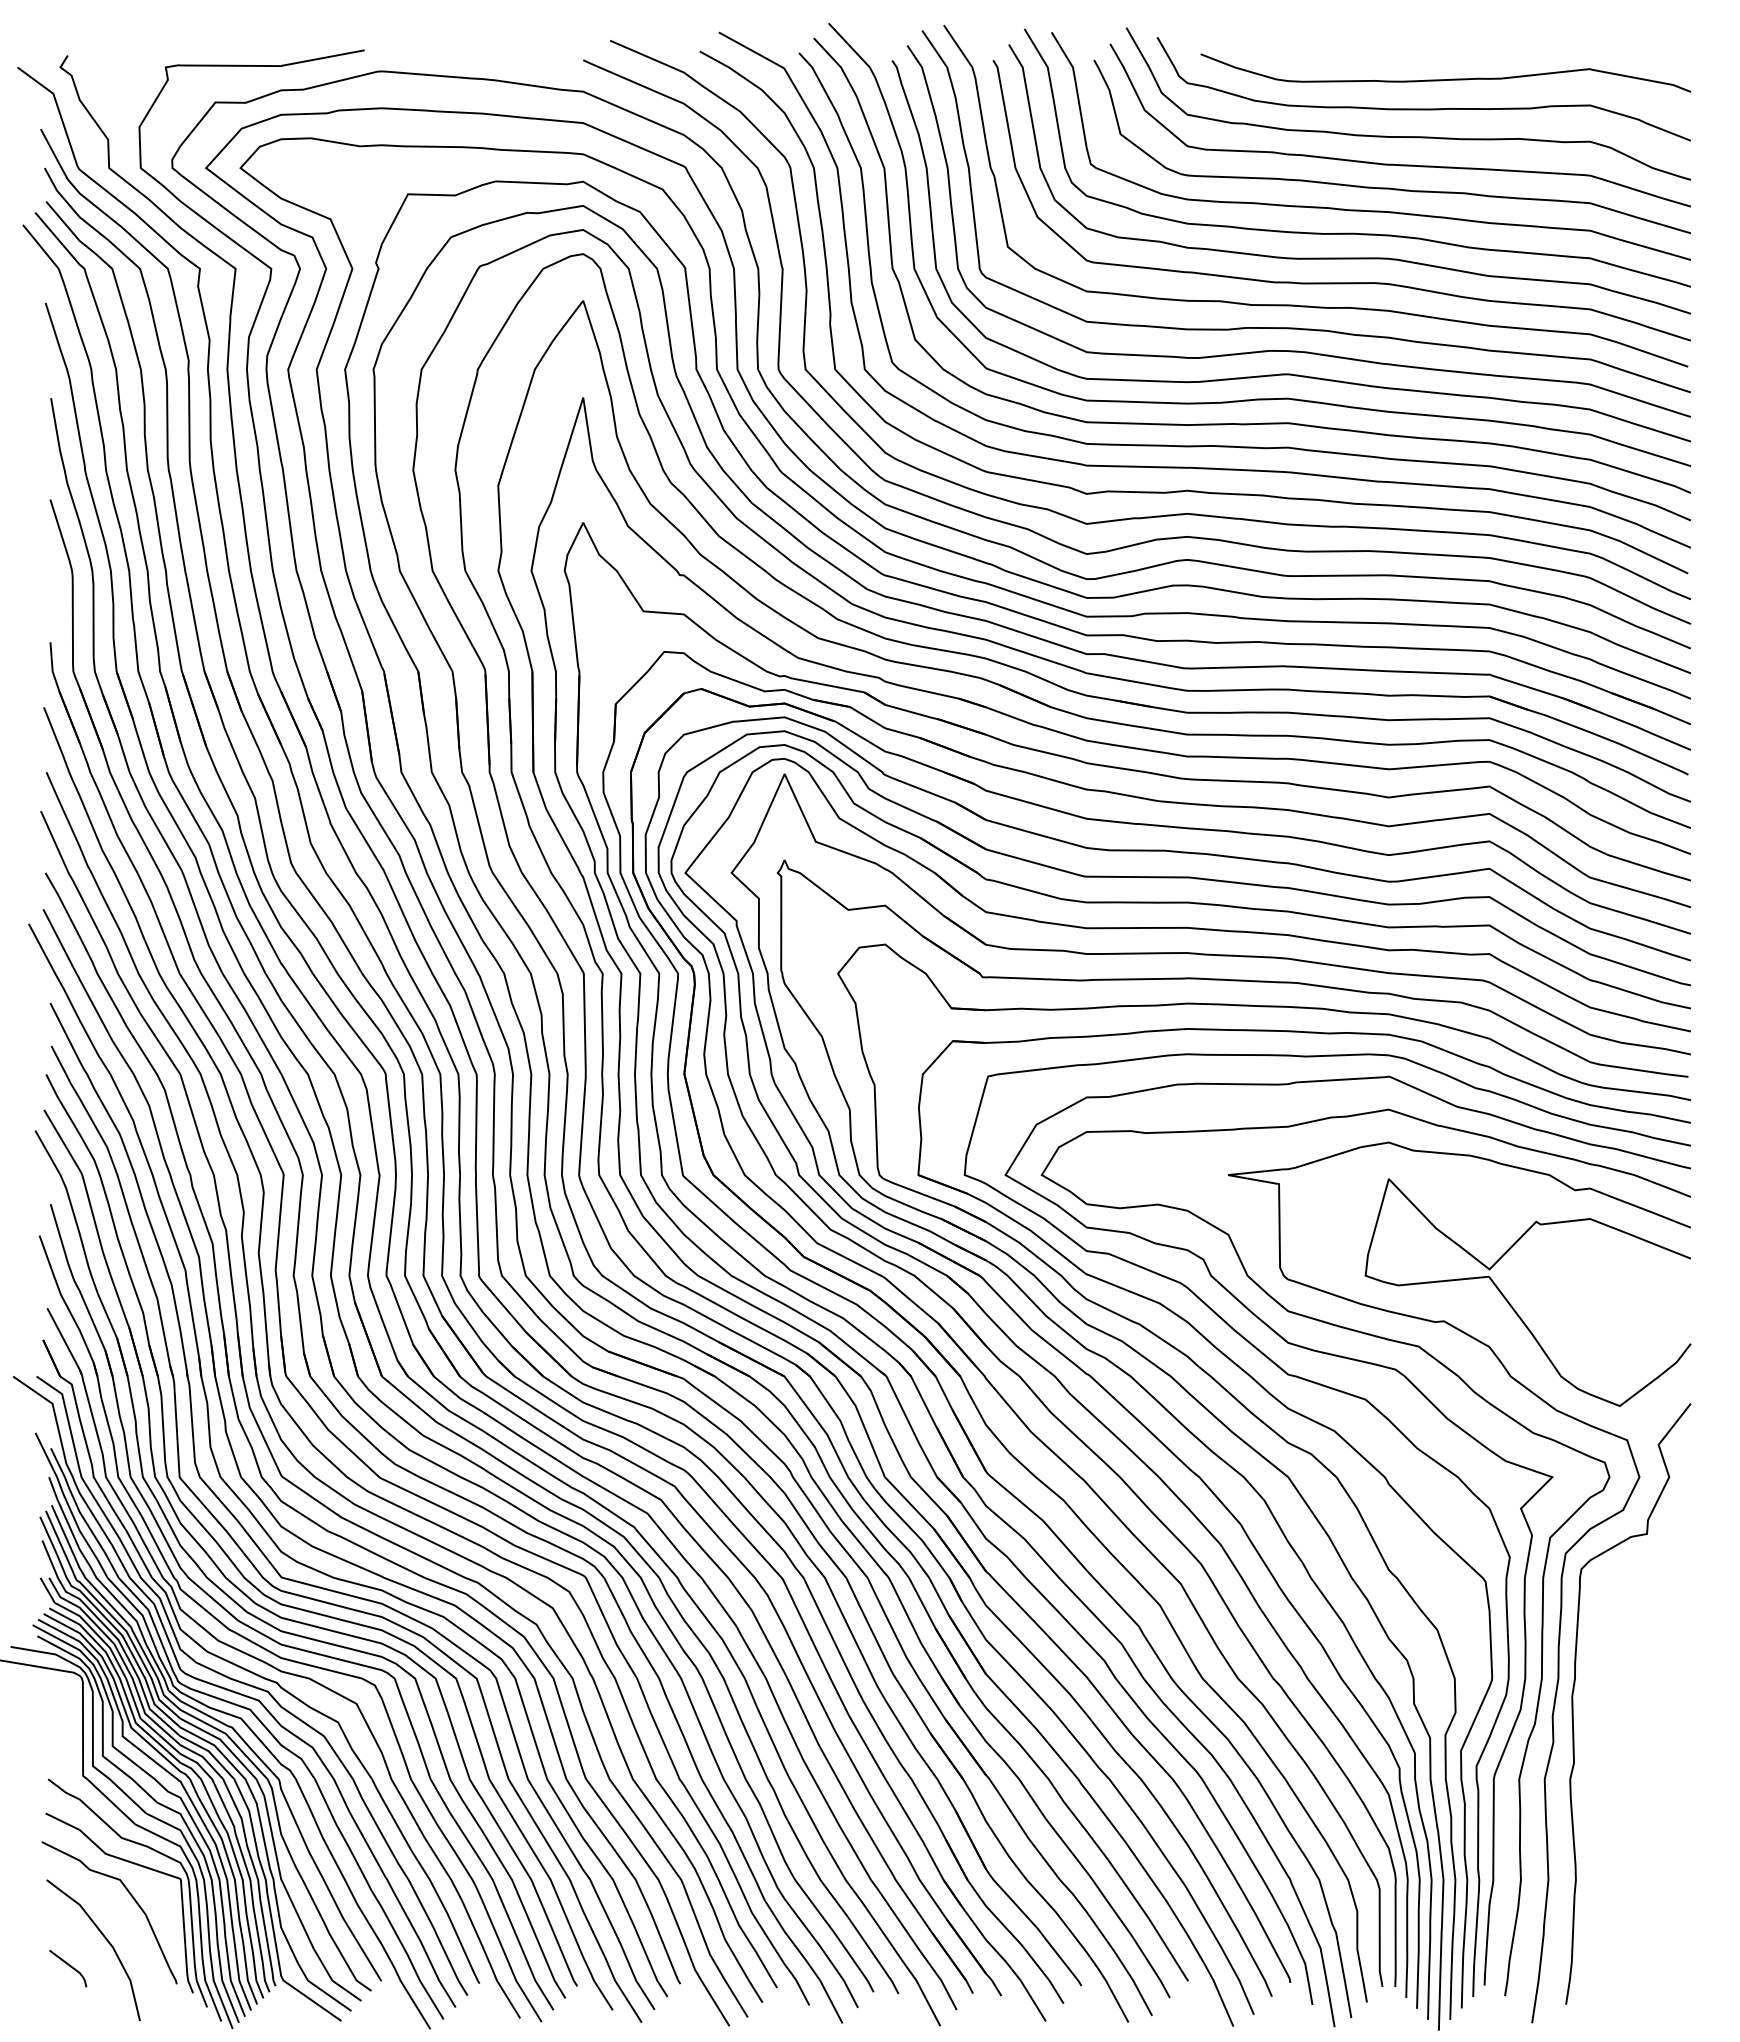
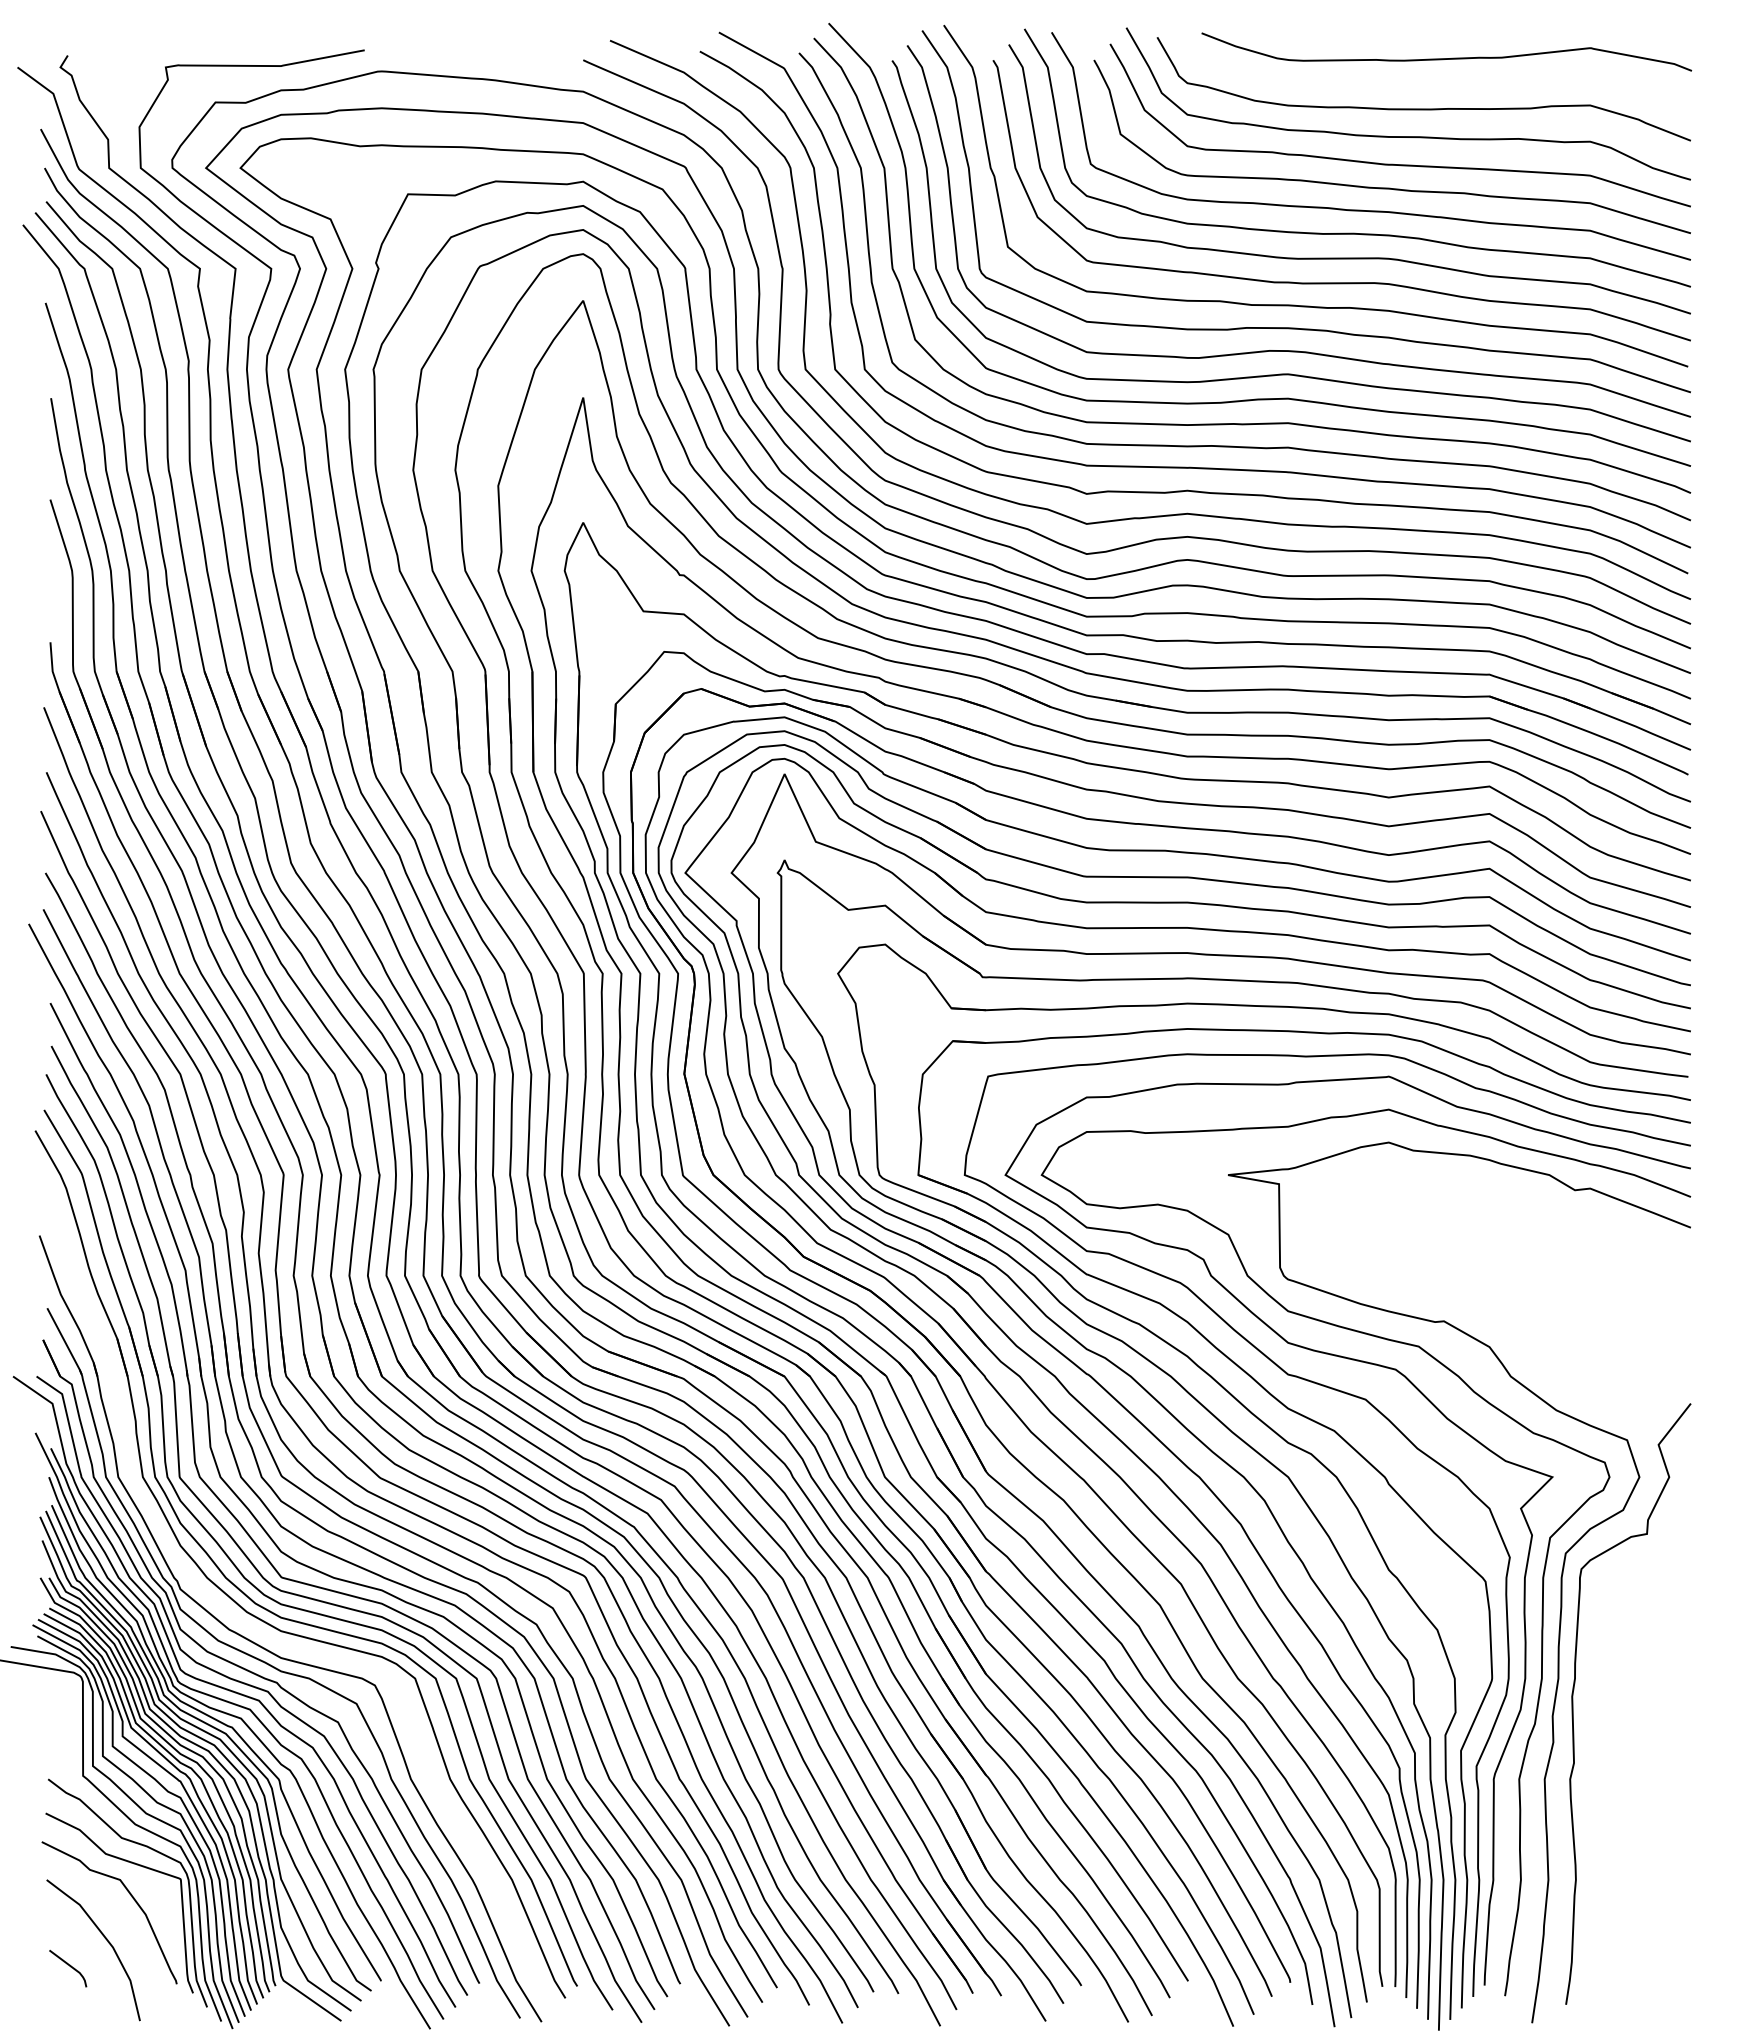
curve position: (1445, 79) -> (1446, 58) (1446, 58)
curve: present -> none (1511, 1304)
part: present -> none (293, 1646)
